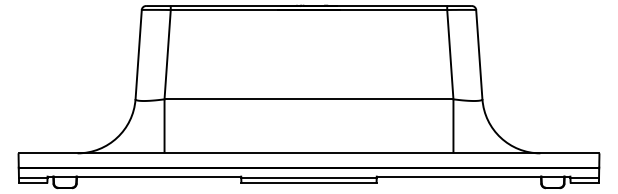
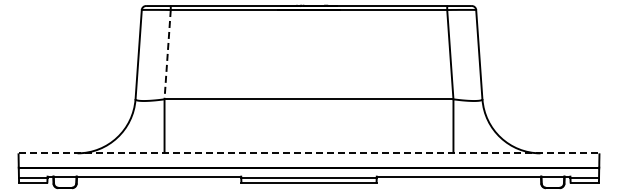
line: solid -> dashed (167, 54)
line: solid -> dashed (309, 153)
